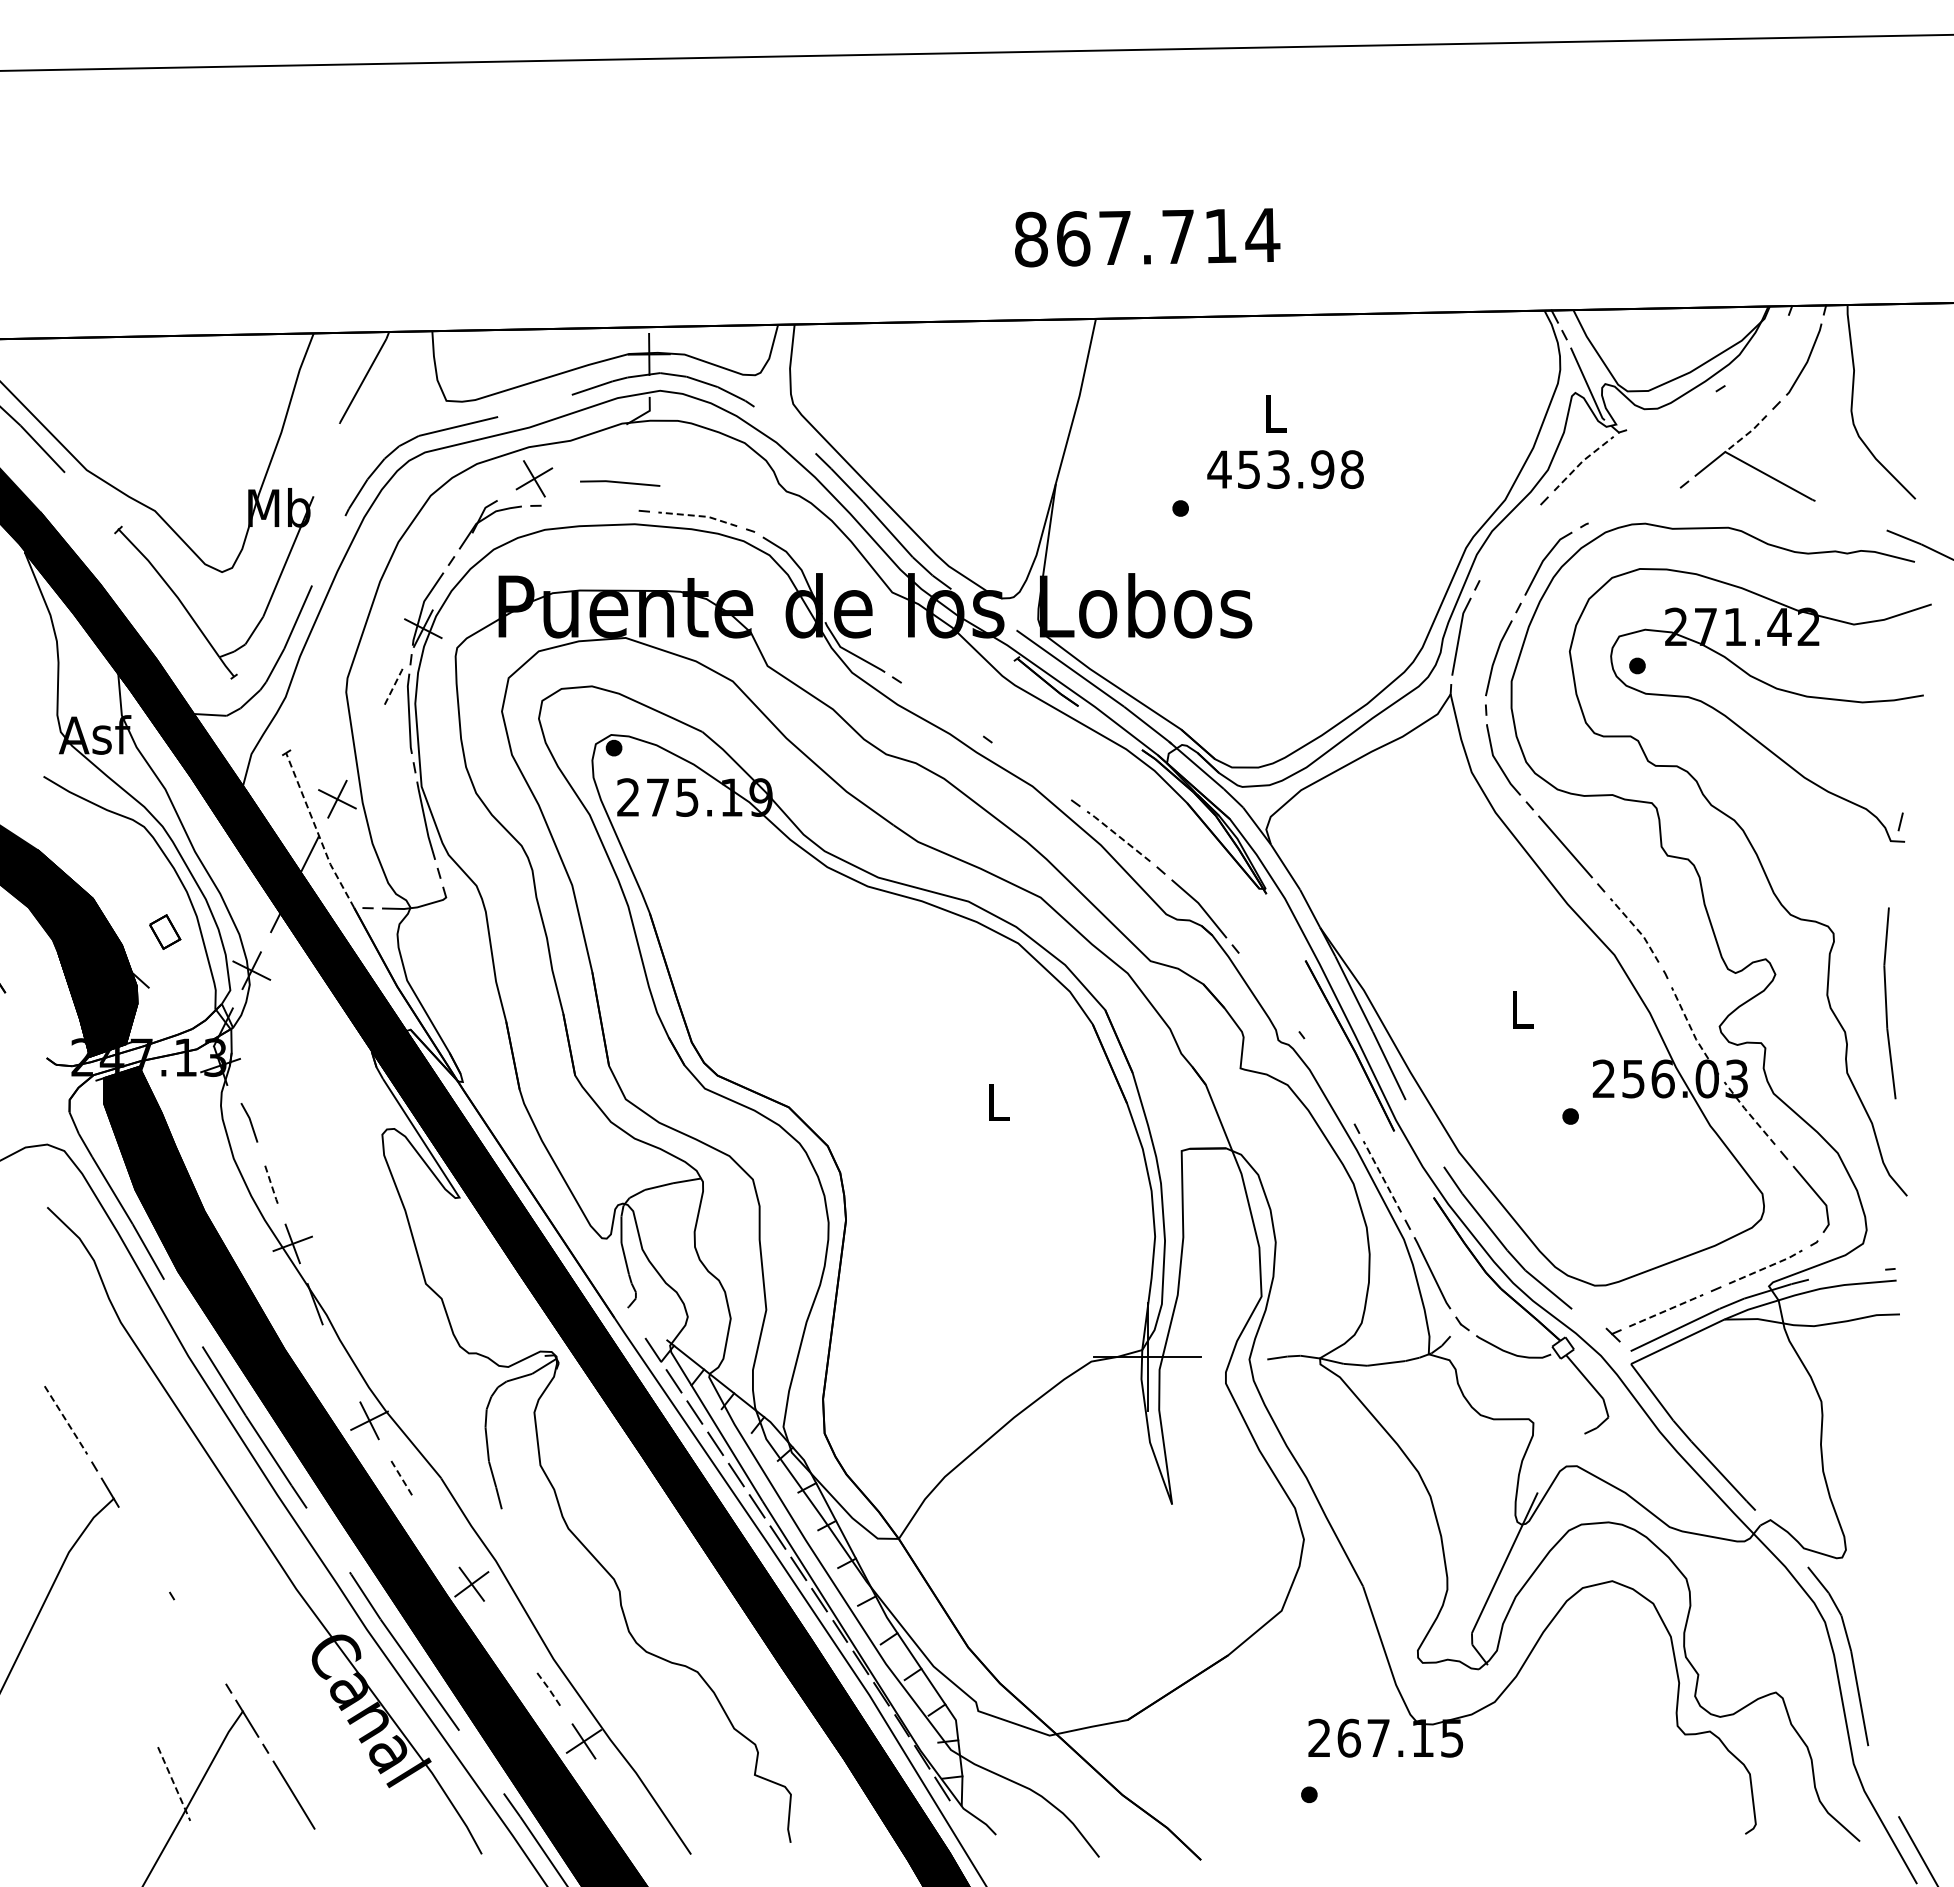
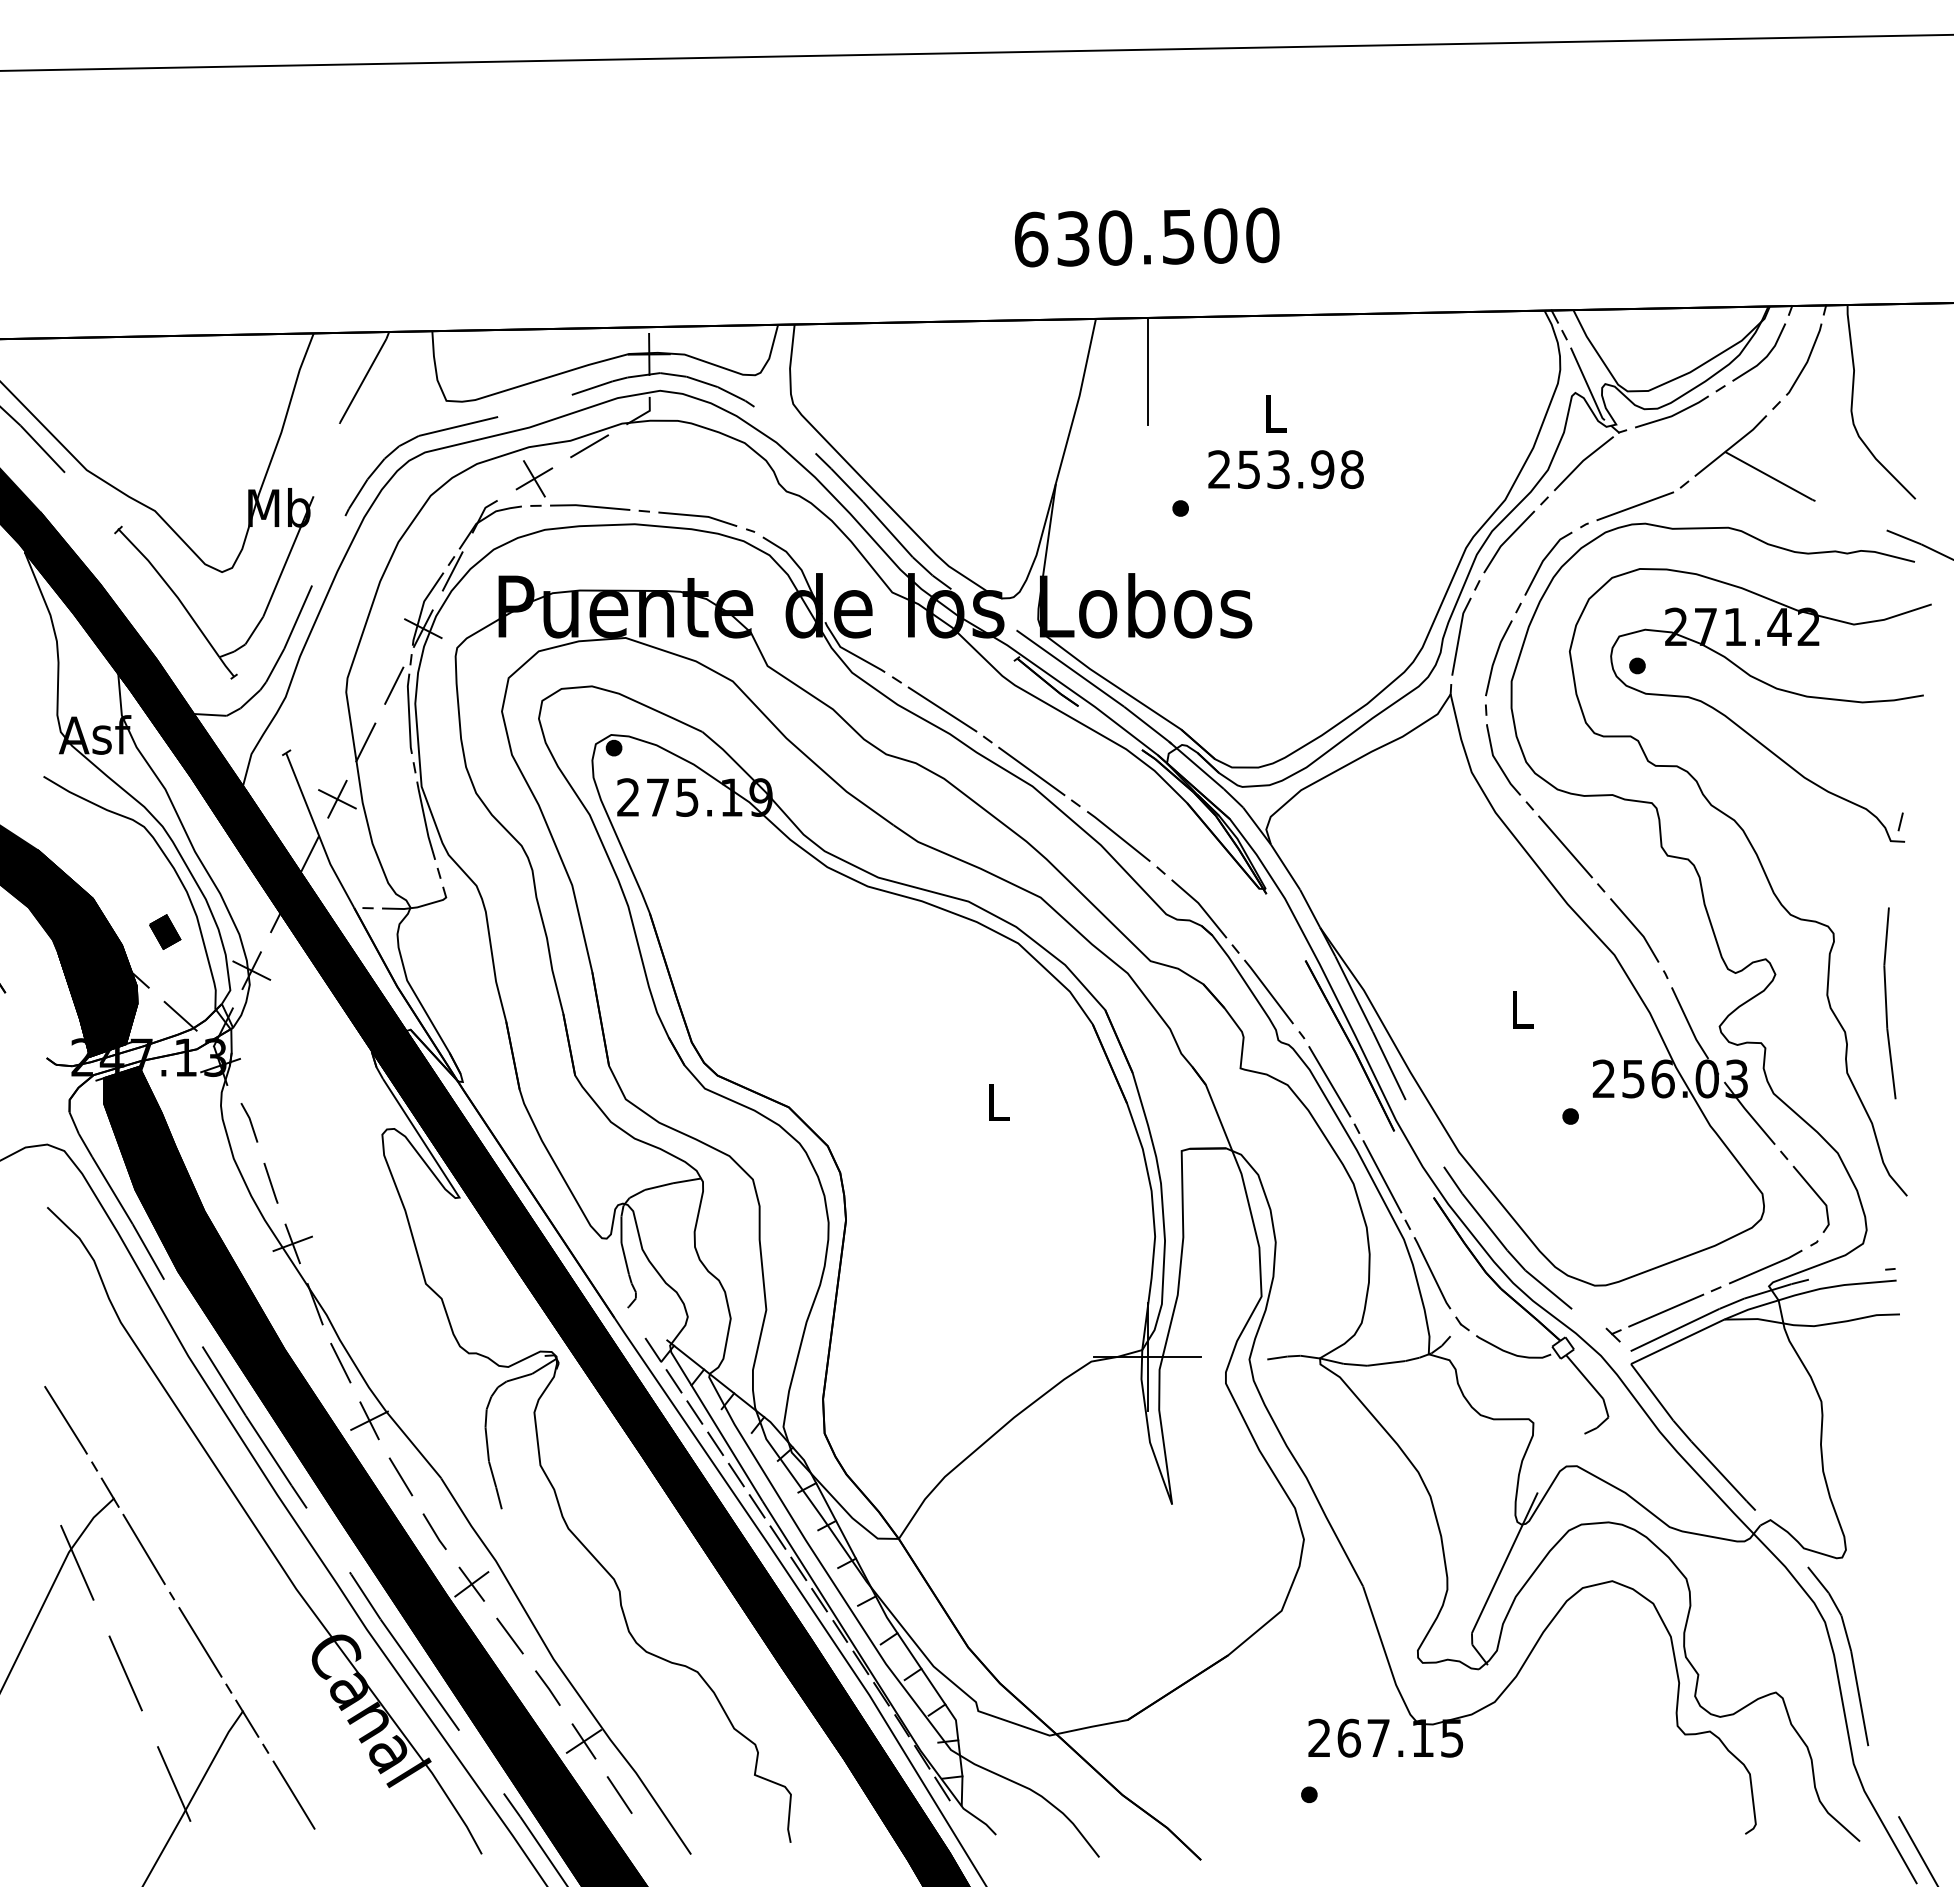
text: 867.714 -> 630.500 (1147, 237)
line: none -> present (1764, 357)
line: none -> present (1147, 371)
line: none -> present (1672, 414)
line: dashed -> solid (1746, 434)
line: none -> present (589, 446)
line: dashed -> solid (1582, 461)
text: 453.98 -> 253.98 (1219, 469)
line position: (620, 483) -> (590, 507) (590, 507)
line: none -> present (1635, 506)
line: dashed -> solid (698, 516)
line: none -> present (1508, 539)
line: none -> present (452, 571)
line: dashed -> solid (394, 685)
line: none -> present (942, 709)
line: none -> present (365, 742)
line: none -> present (1031, 771)
line: dashed -> solid (317, 831)
line: dashed -> solid (1118, 835)
line: dashed -> solid (1637, 929)
fill: none -> present (164, 931)
line: none -> present (1268, 991)
line: none -> present (180, 1015)
line: dashed -> solid (1689, 1024)
line: none -> present (1329, 1081)
line: dashed -> solid (1748, 1112)
line: dashed -> solid (1382, 1176)
line: dashed -> solid (271, 1183)
line: dashed -> solid (1767, 1267)
line: dashed -> solid (1666, 1310)
line: none -> present (340, 1362)
line: dashed -> solid (66, 1420)
line: dashed -> solid (400, 1476)
line: none -> present (434, 1531)
line: none -> present (143, 1548)
line: none -> present (77, 1562)
line: none -> present (509, 1635)
line: none -> present (200, 1642)
line: none -> present (125, 1673)
line: dashed -> solid (548, 1688)
line: dashed -> solid (174, 1784)
line: none -> present (619, 1794)
